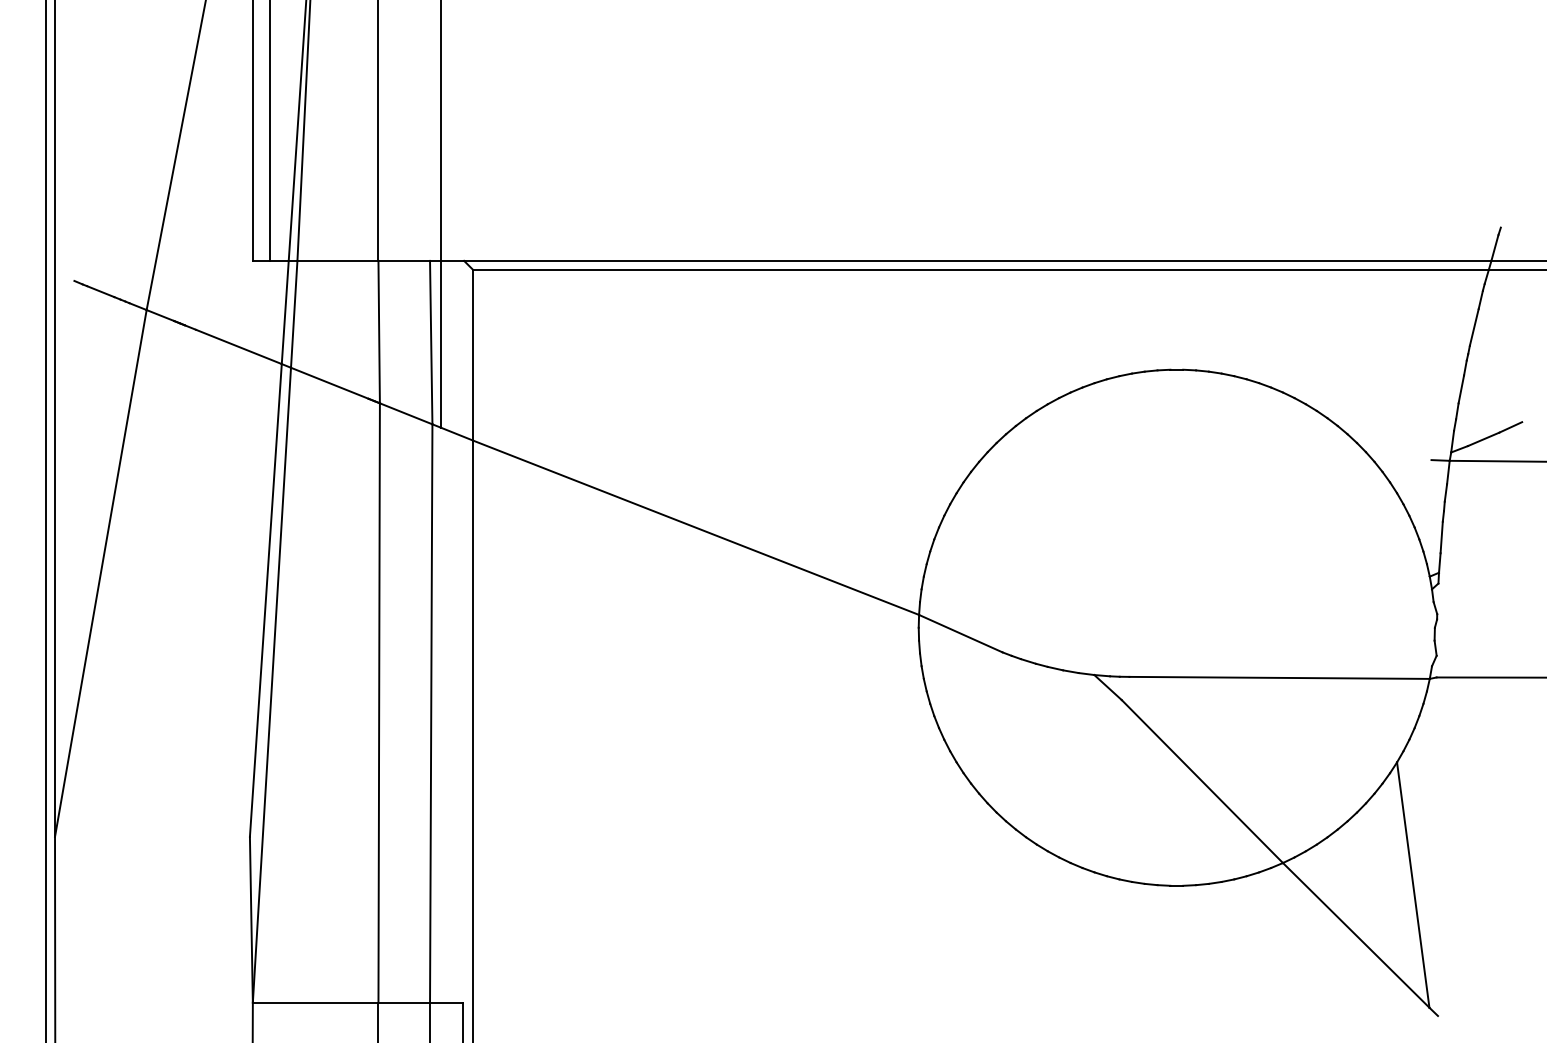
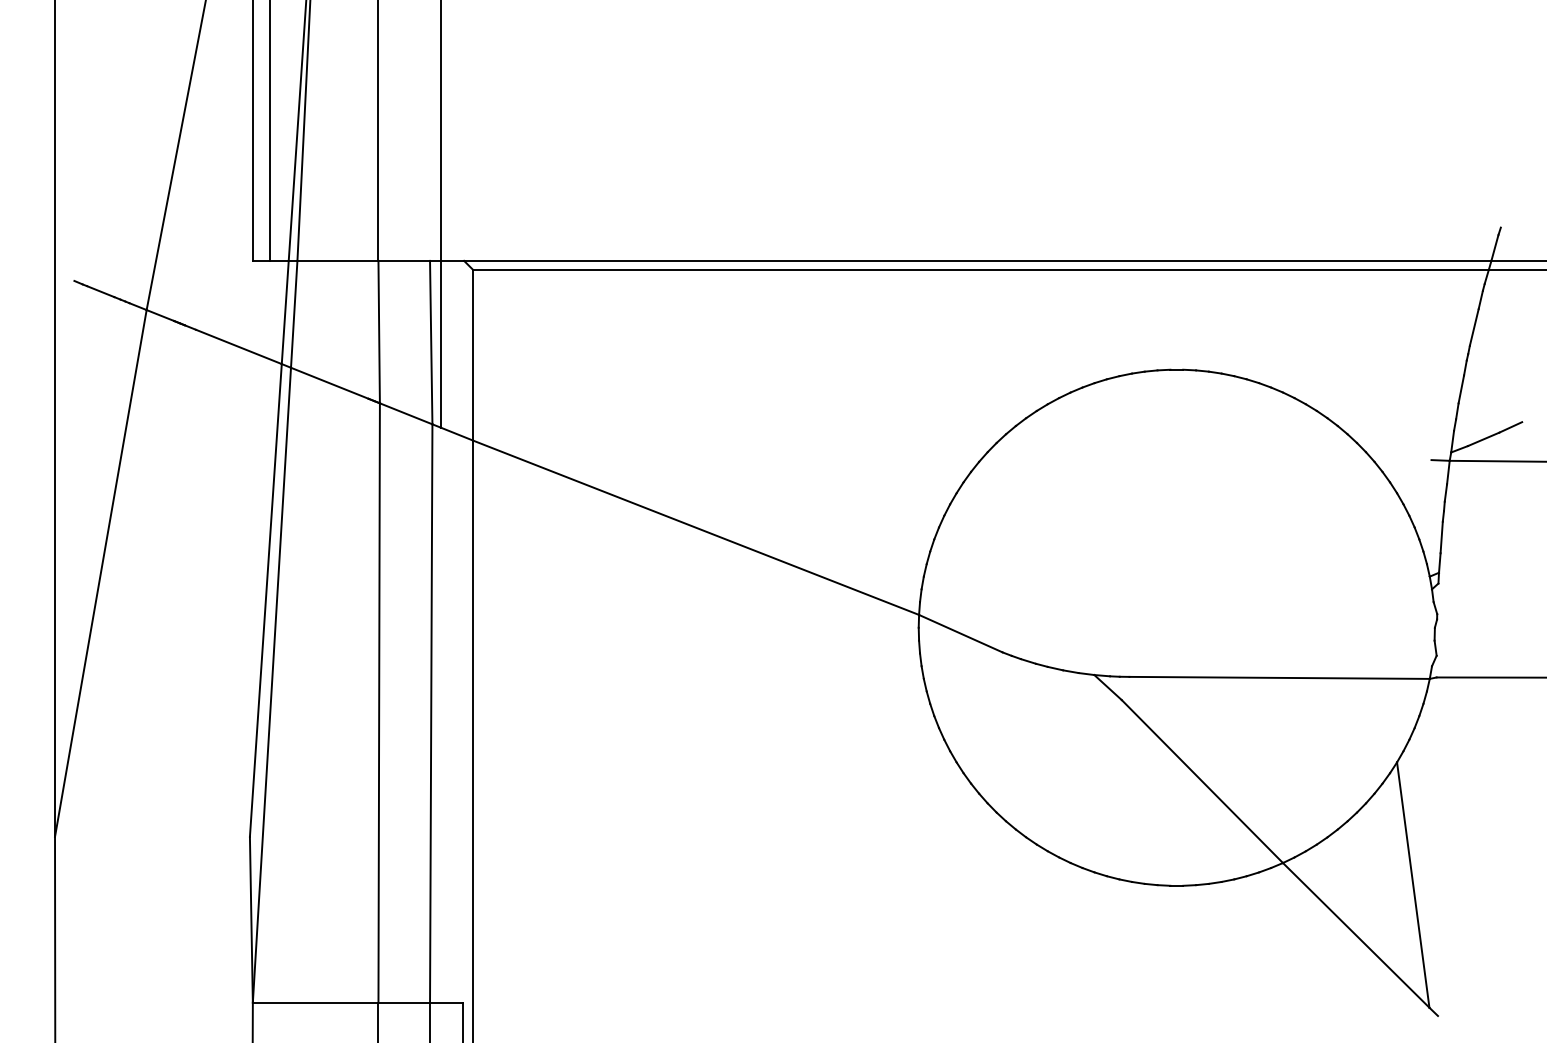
line: present -> none (46, 520)
